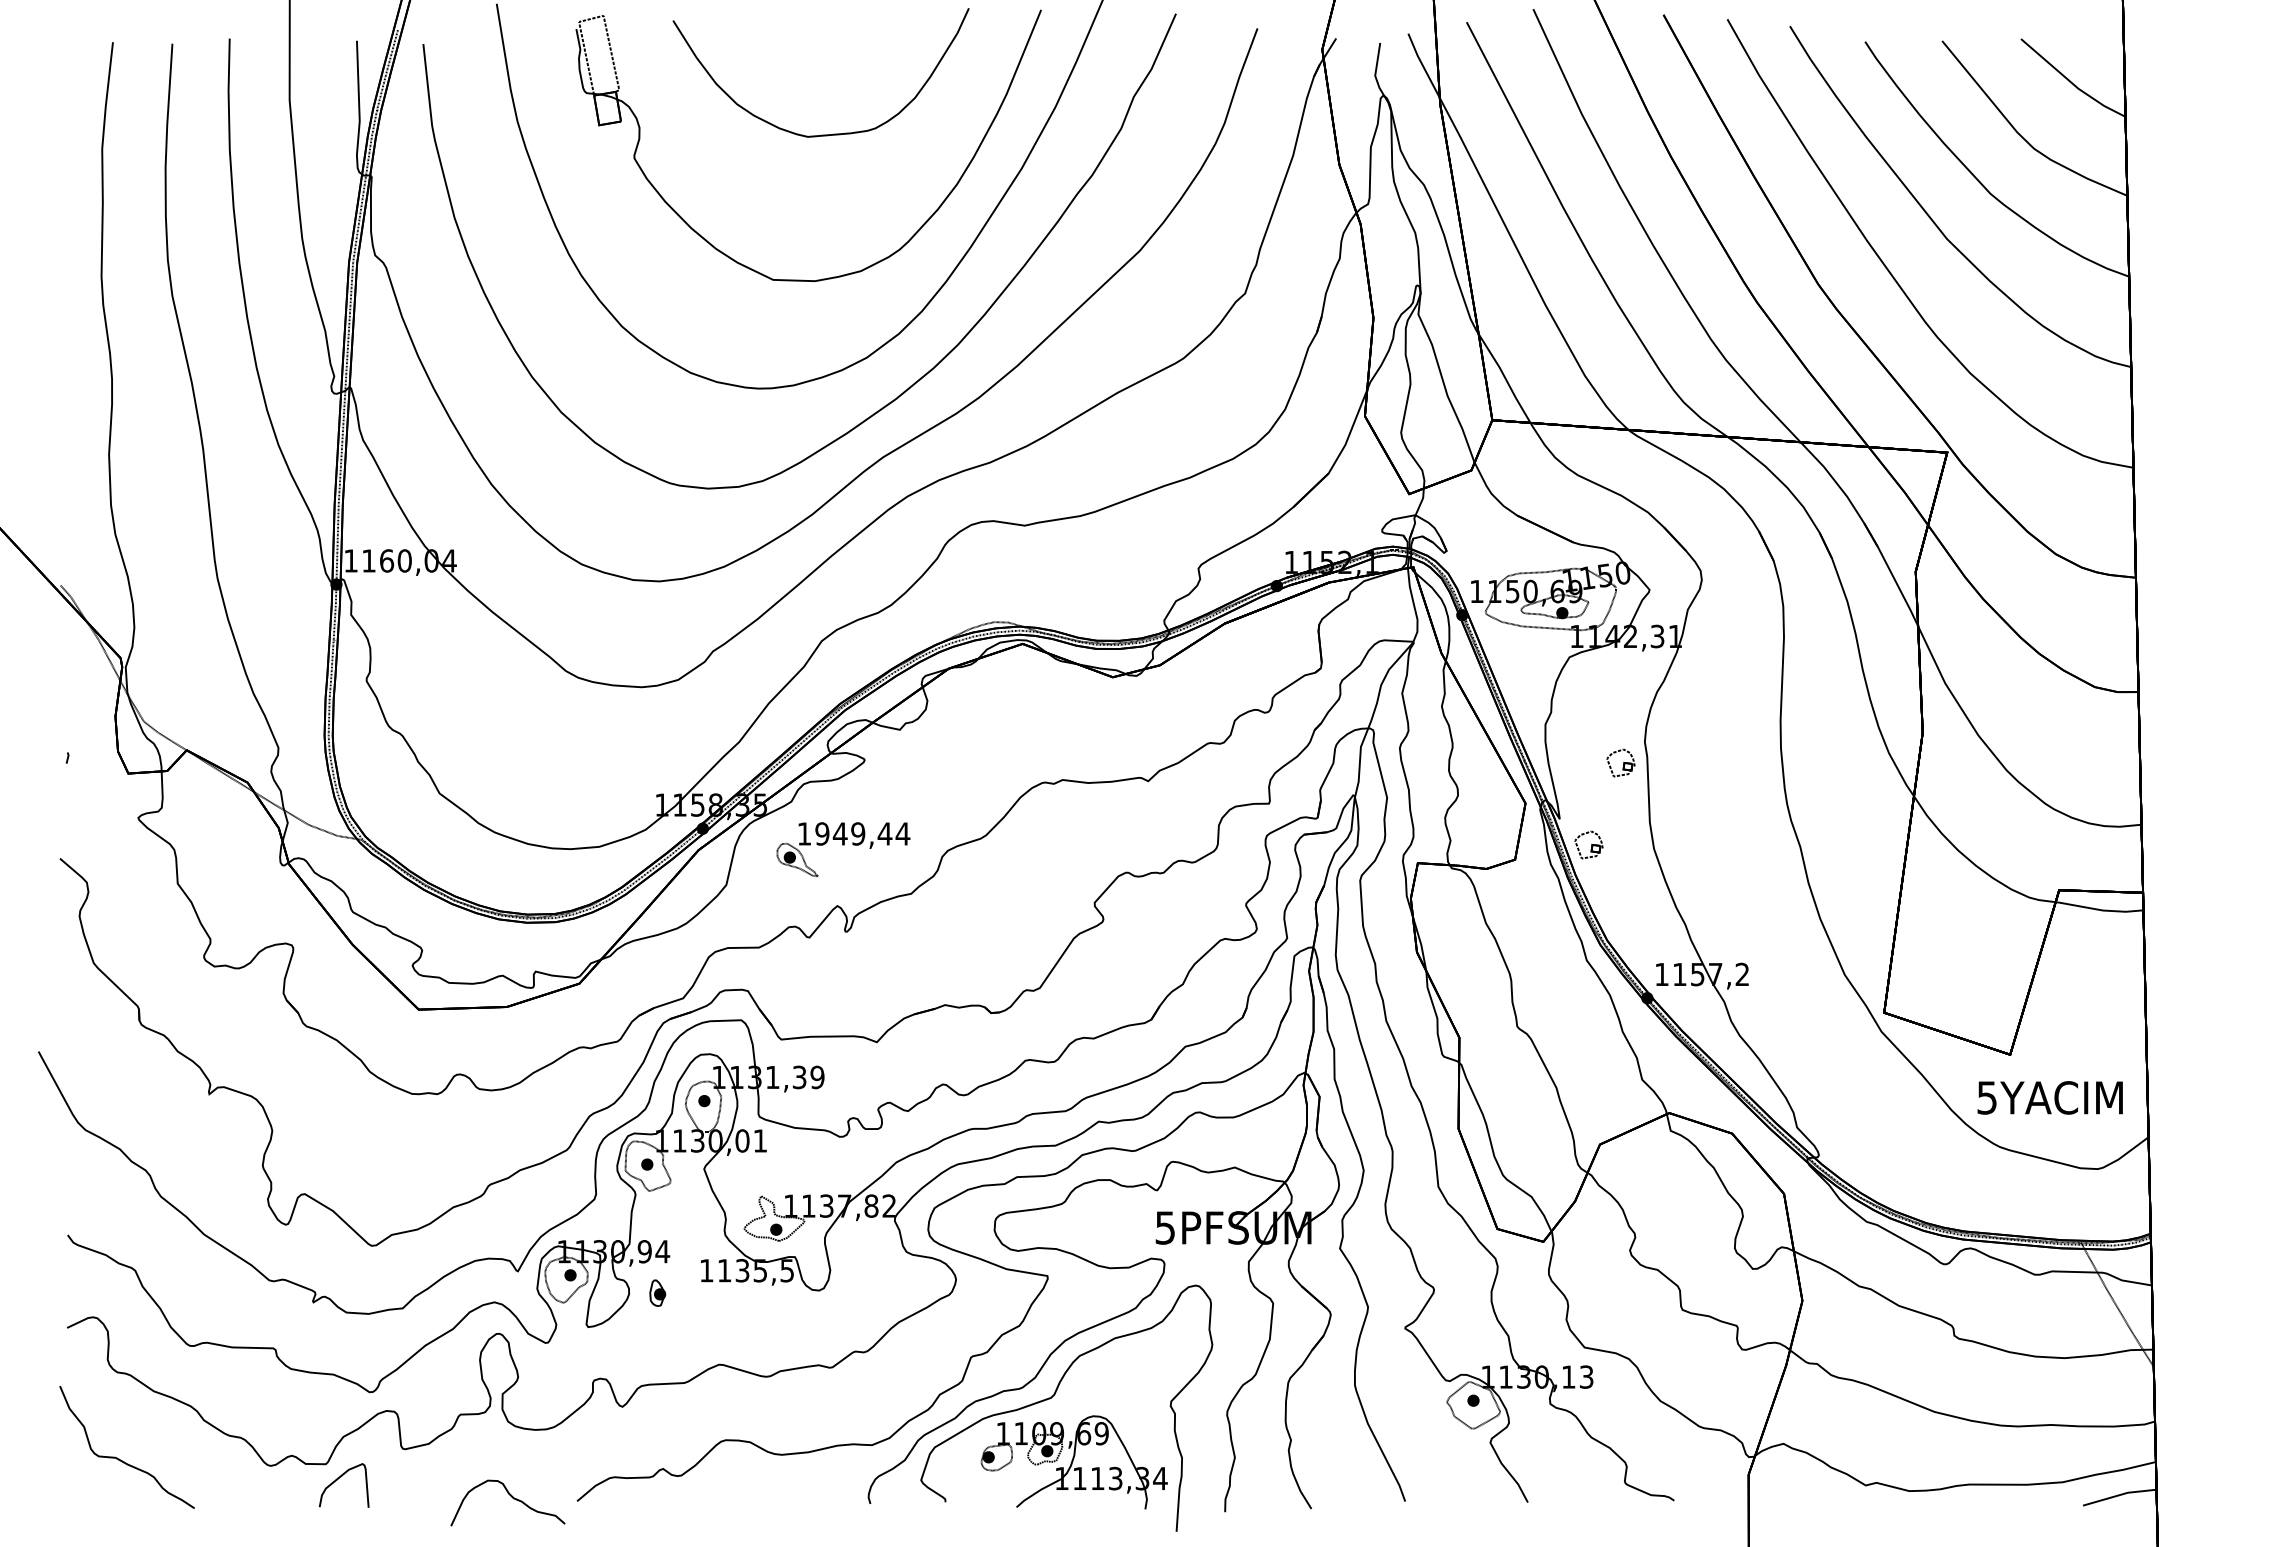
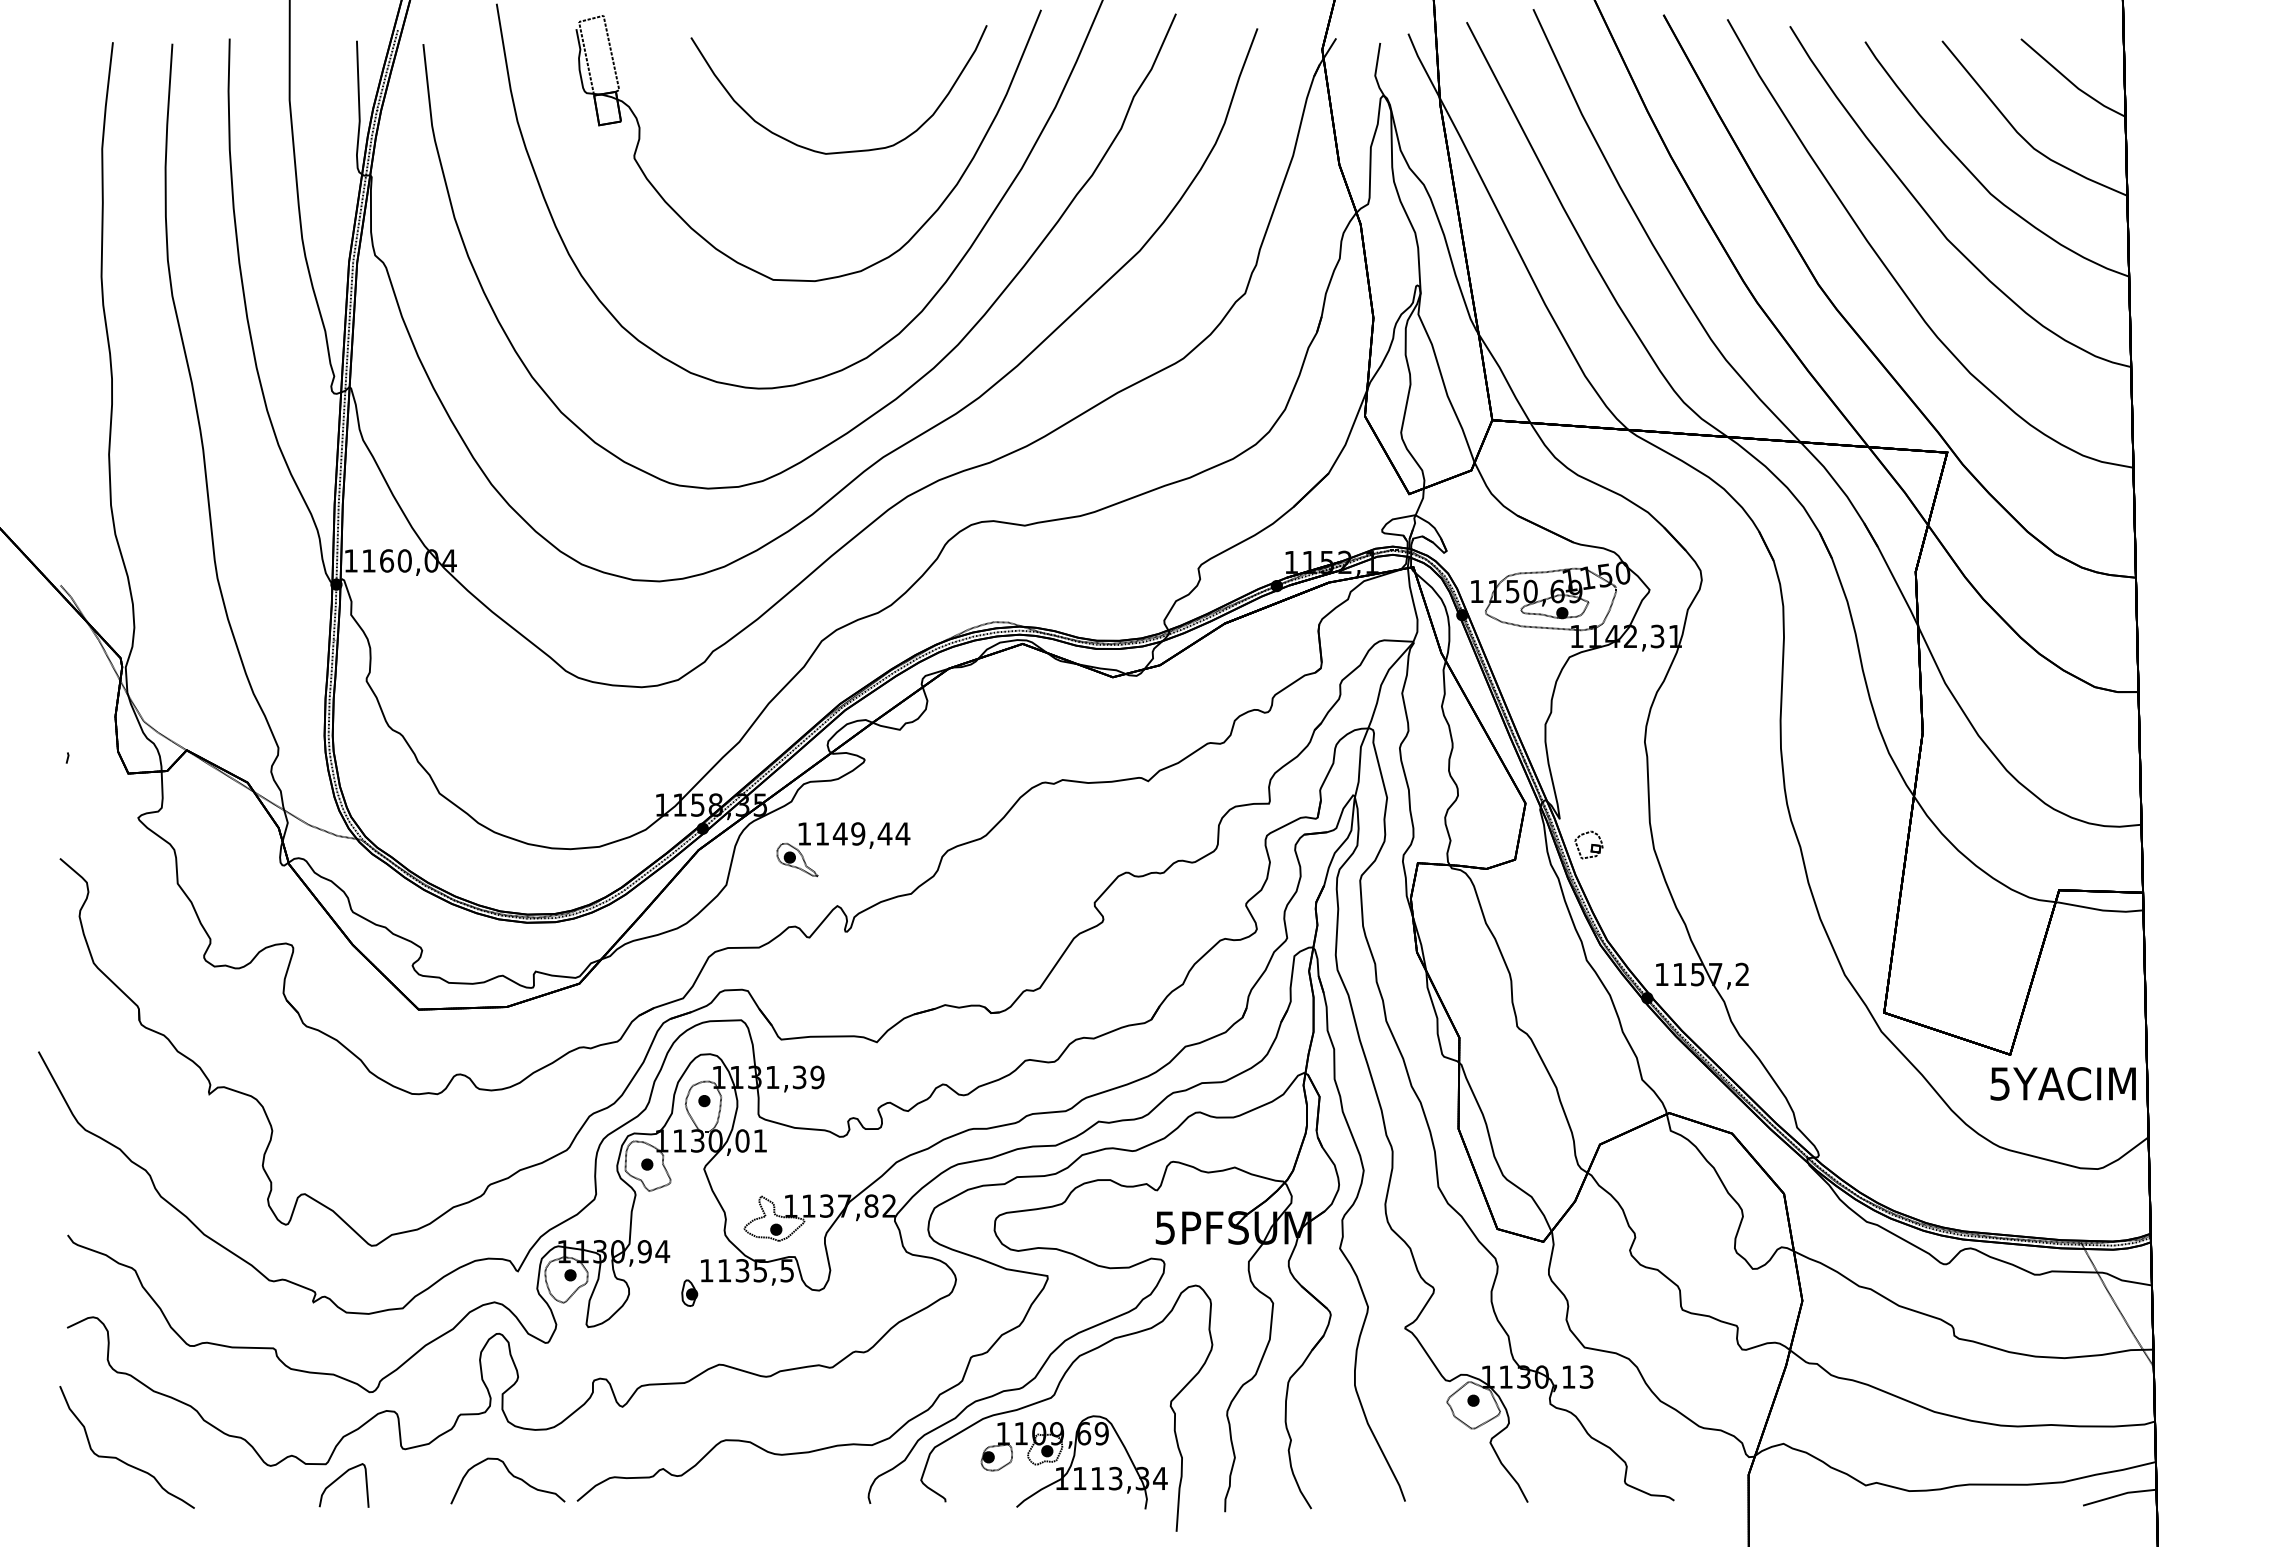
curve position: (821, 134) -> (839, 151) (839, 151)
part: present -> none (1620, 762)
text: 1949,44 -> 1149,44 (822, 833)
text position: (2049, 1097) -> (2062, 1083) (2062, 1083)
part position: (657, 1292) -> (689, 1292) (689, 1292)
curve position: (511, 1497) -> (511, 1475) (511, 1475)
